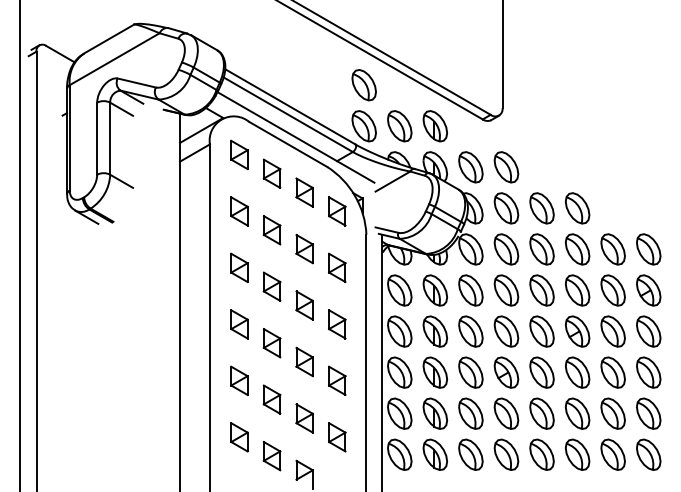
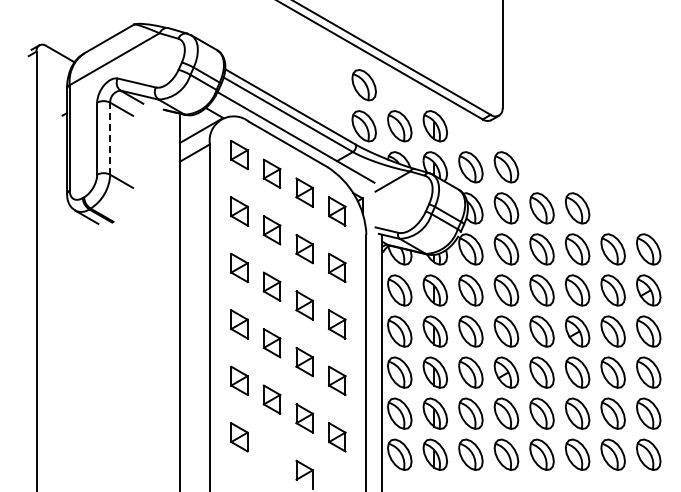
line: solid -> dashed (110, 138)
line: present -> none (20, 245)
part: present -> none (271, 456)
